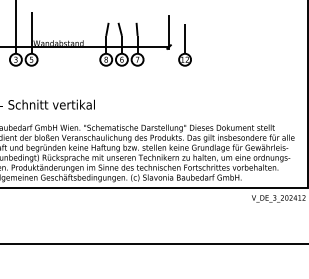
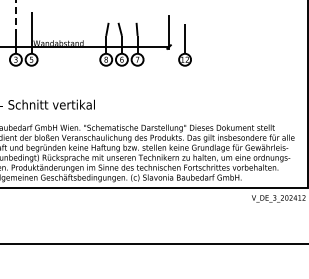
line: solid -> dashed (15, 18)
